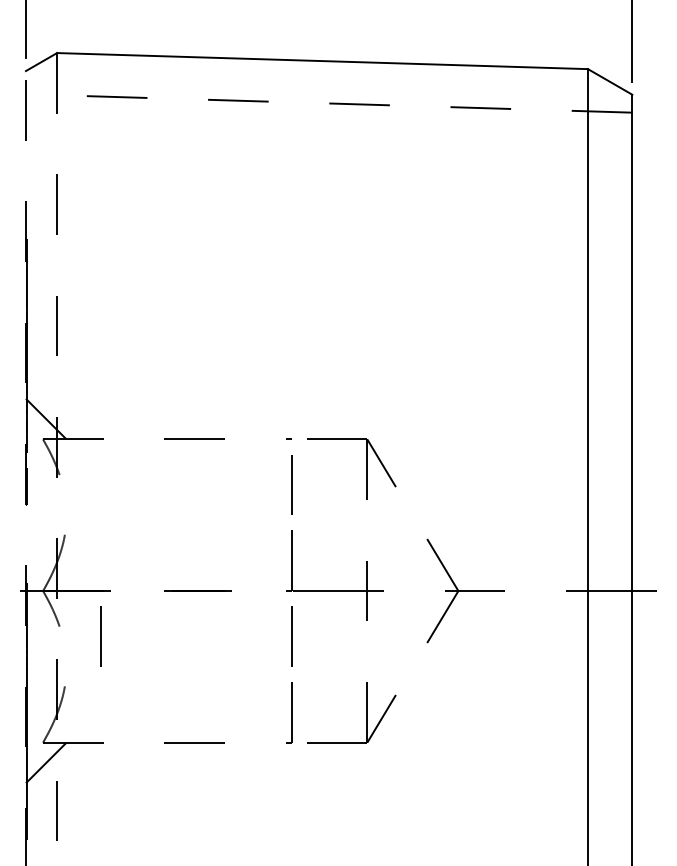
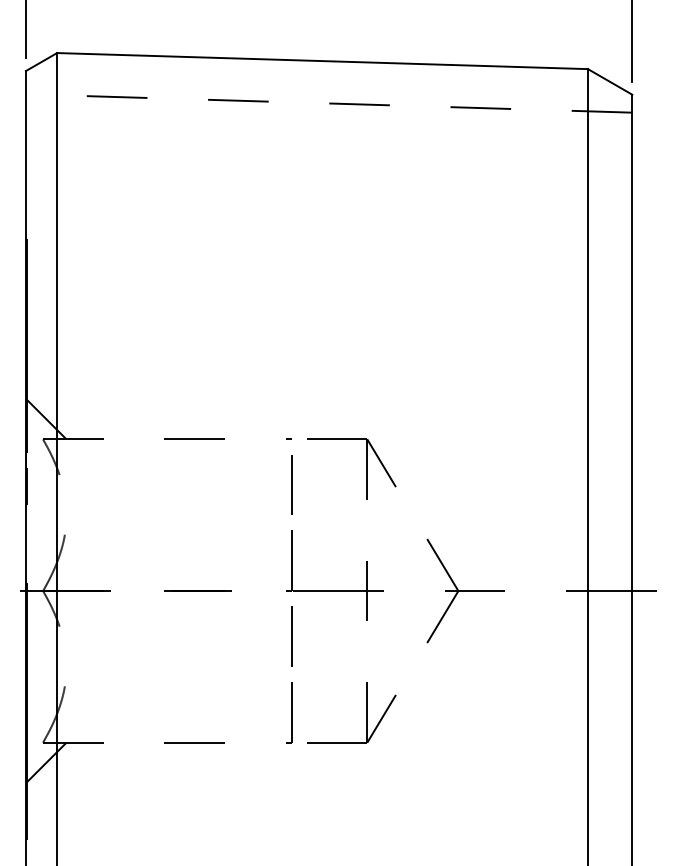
line: dashed -> solid (57, 459)
line: dashed -> solid (25, 468)
line: present -> none (100, 636)
